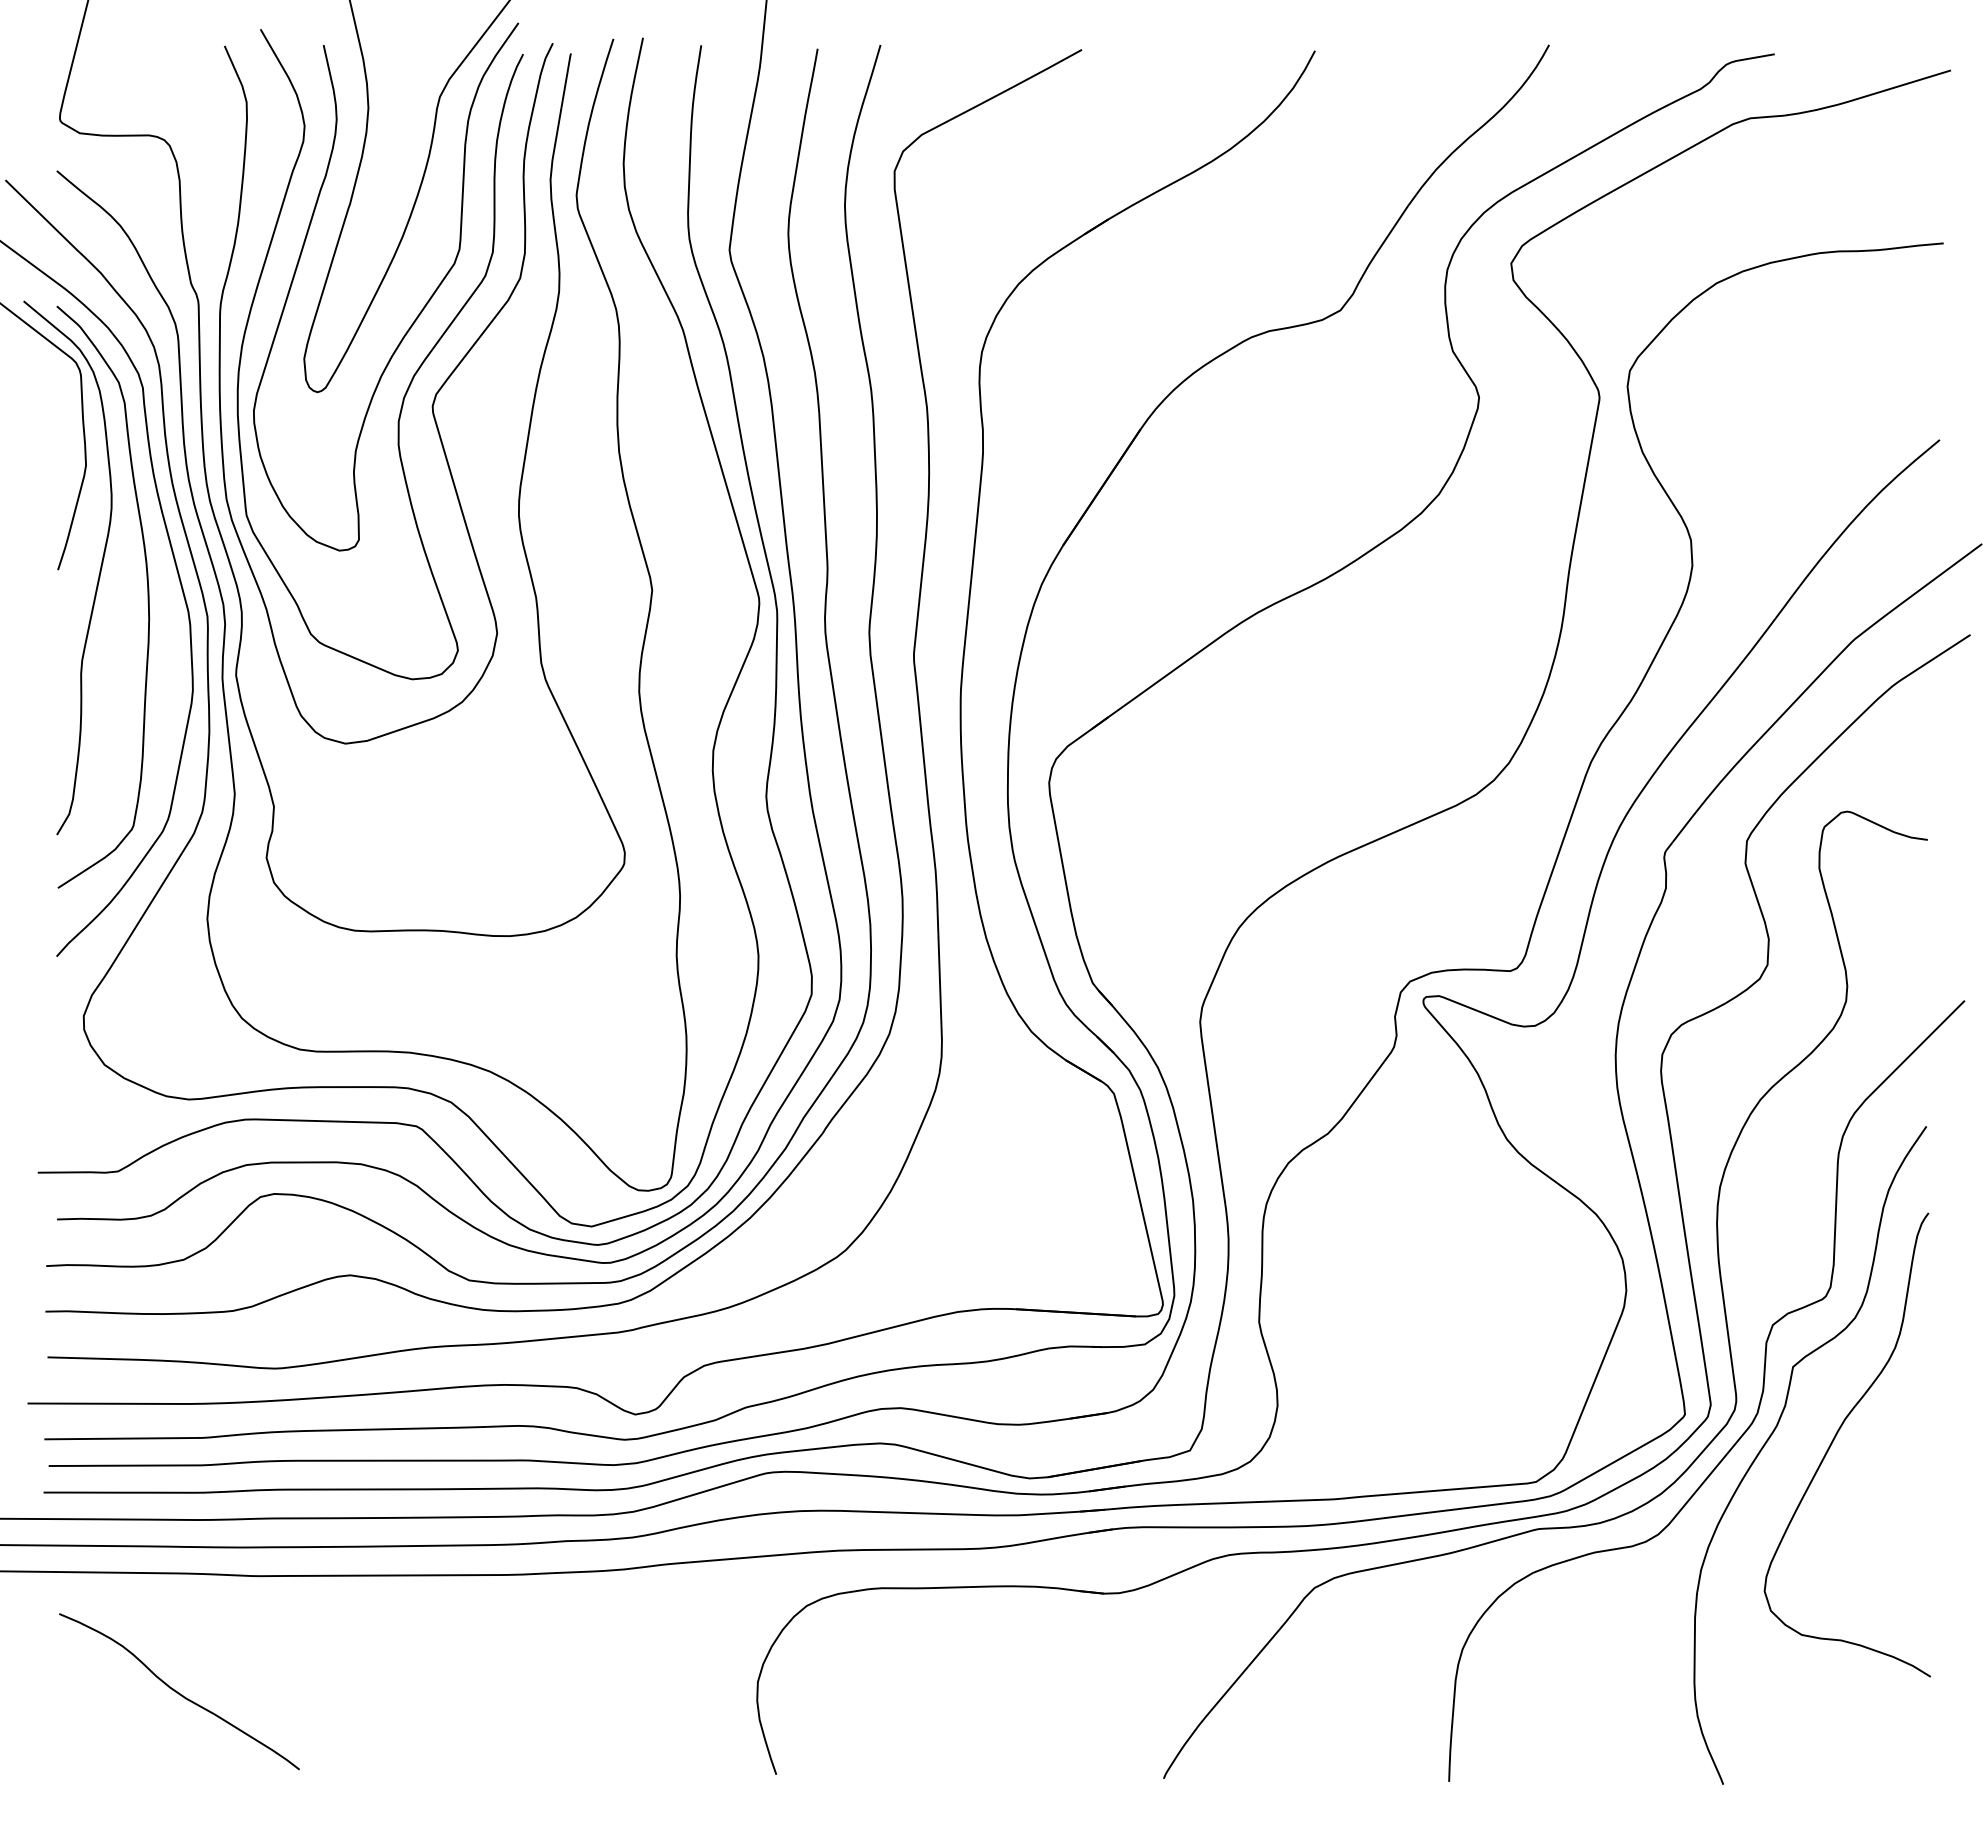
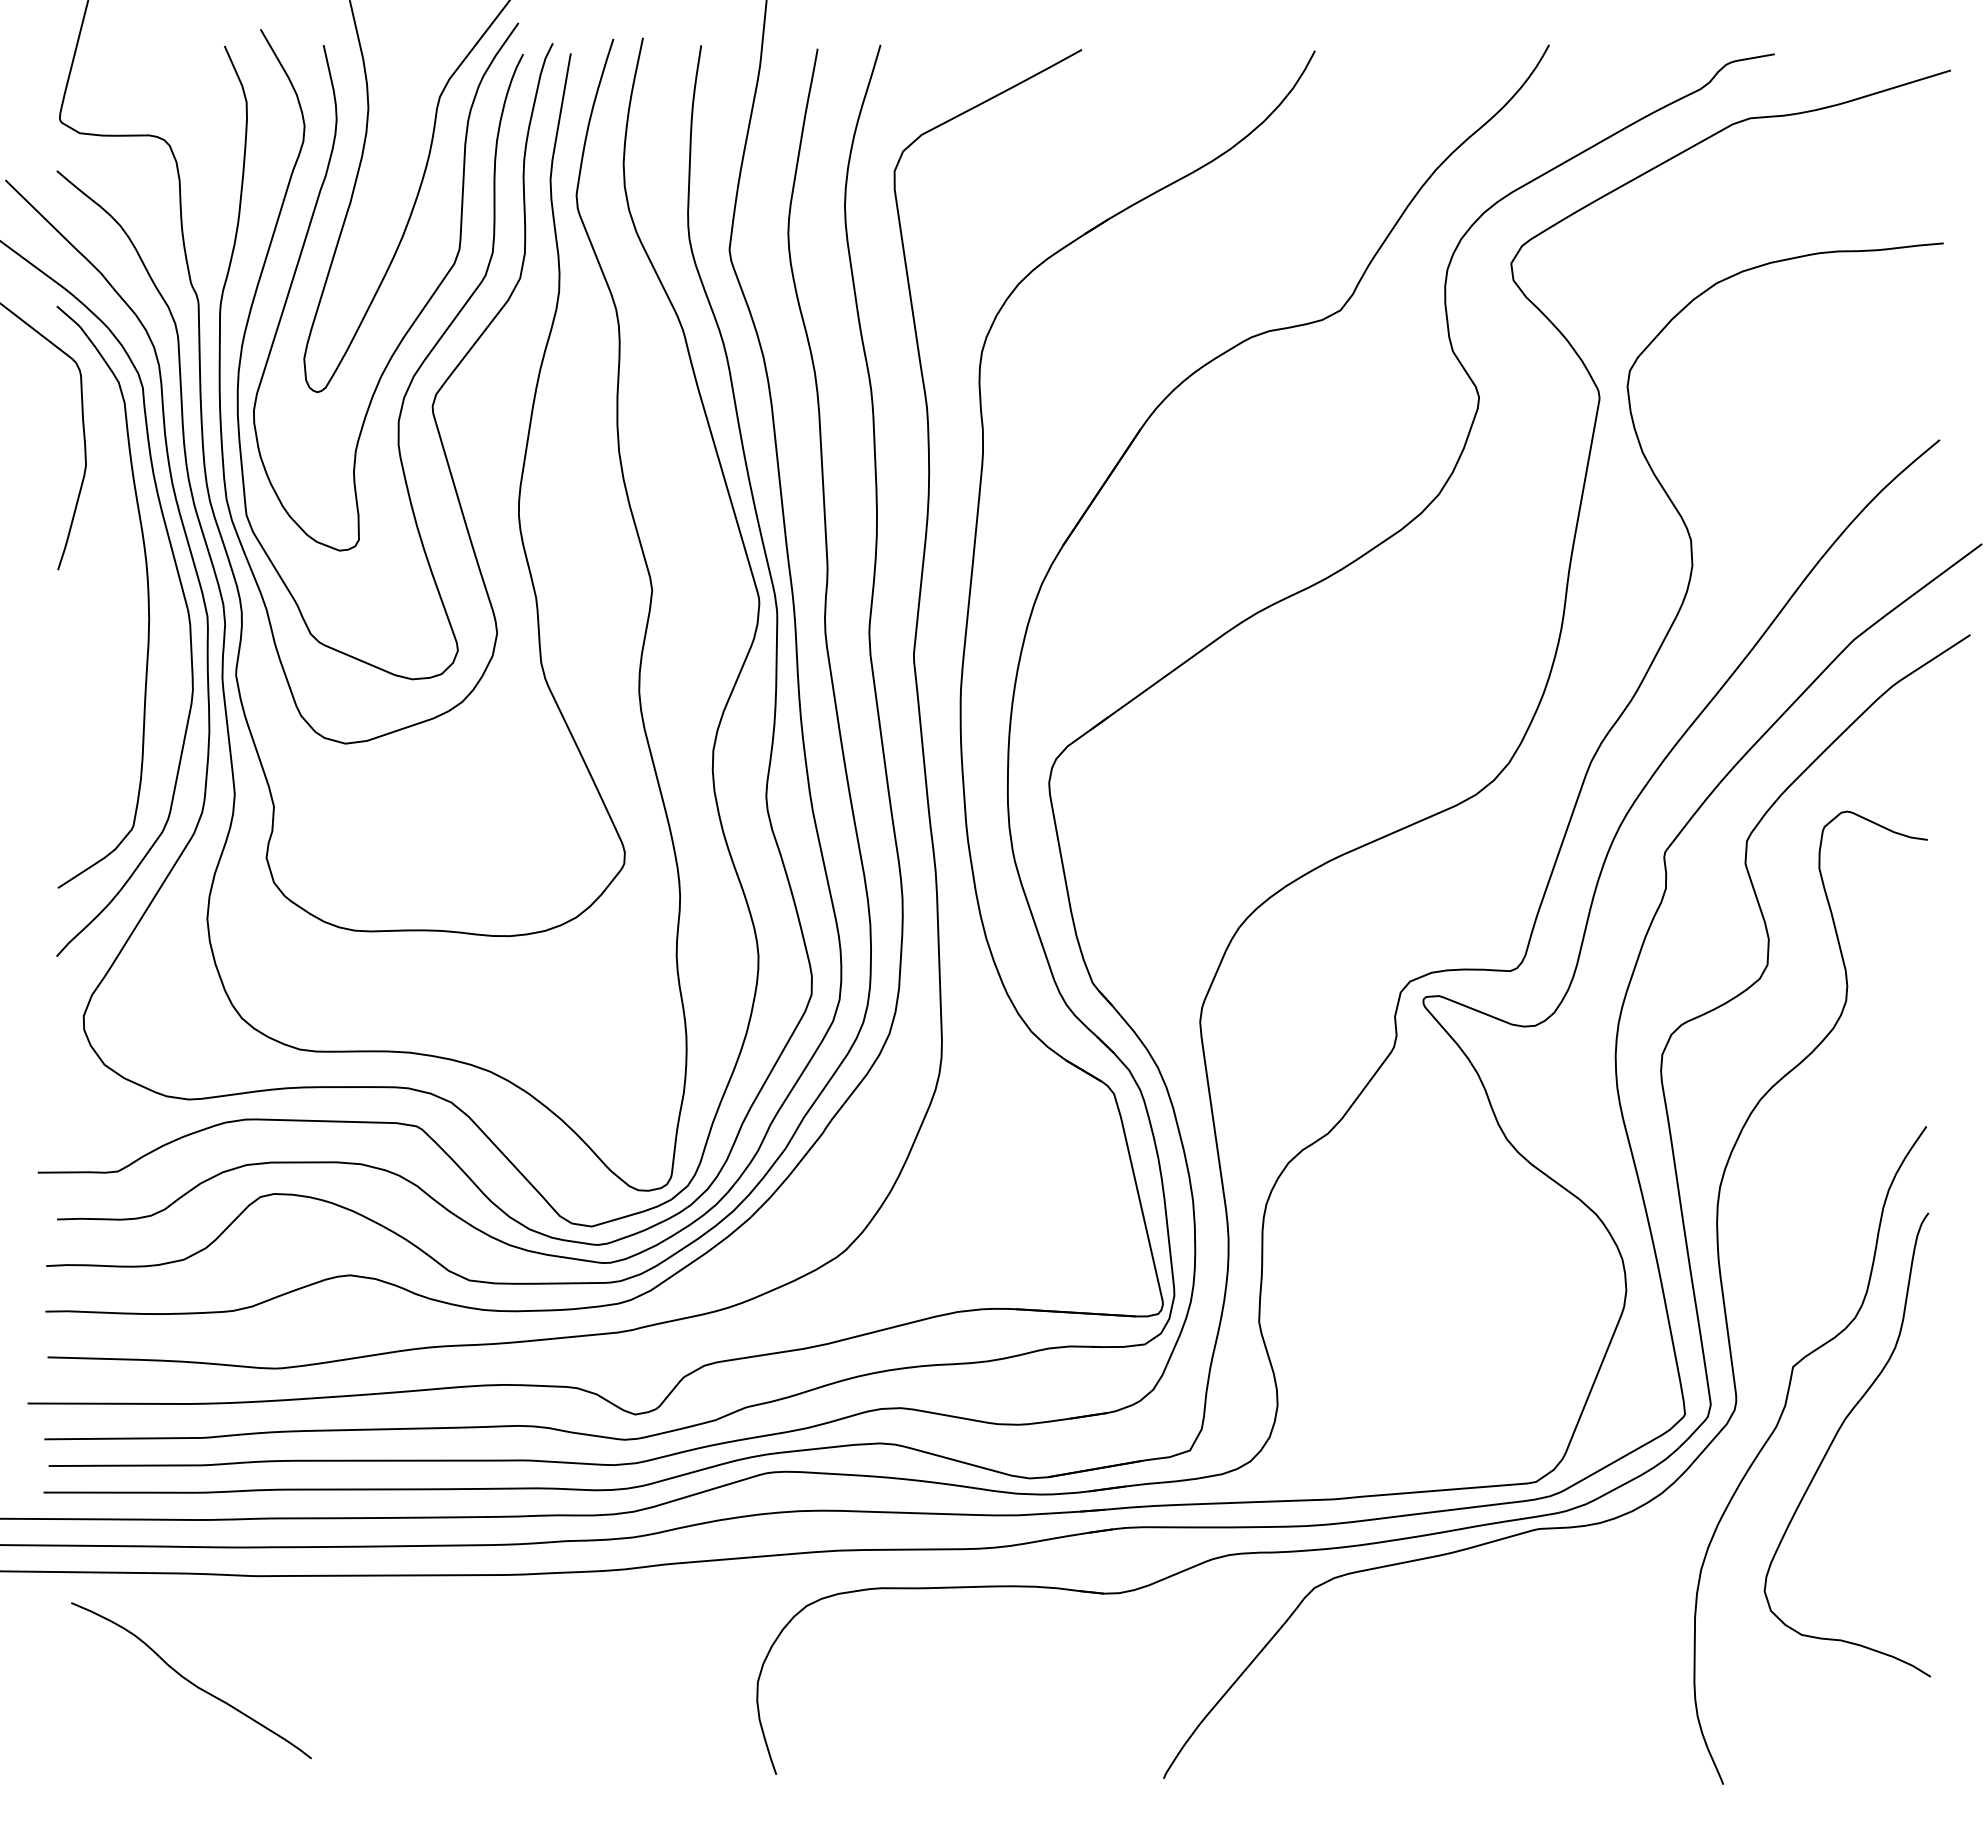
curve: present -> none (98, 575)
curve: present -> none (1758, 1404)
curve position: (179, 1692) -> (191, 1681) (191, 1681)
